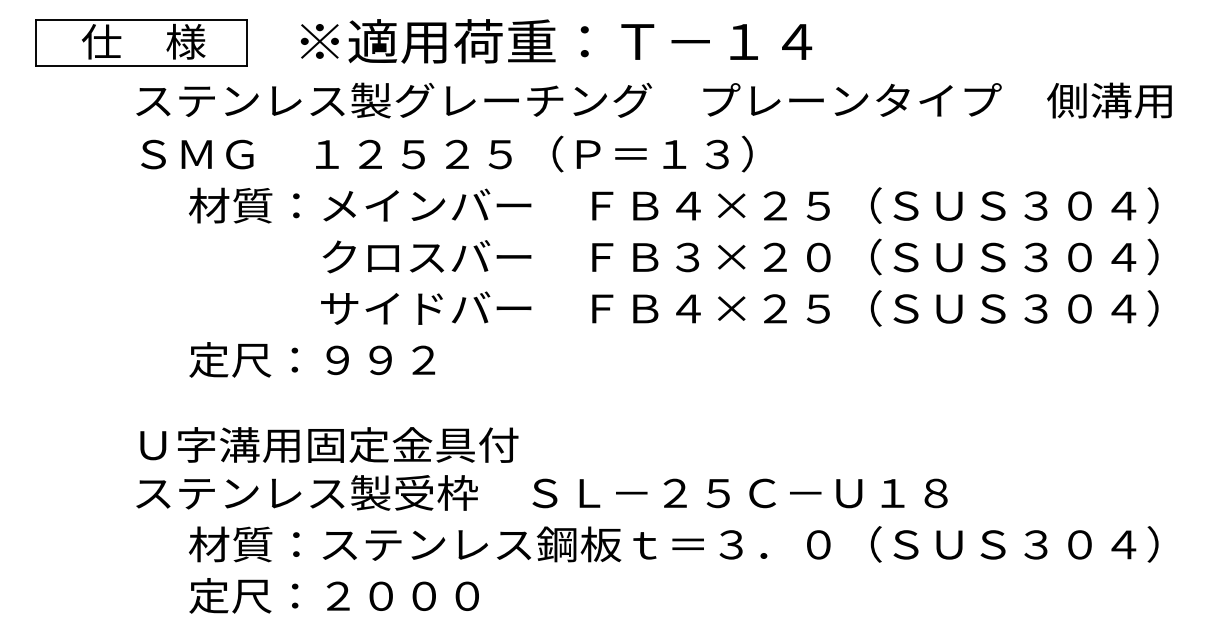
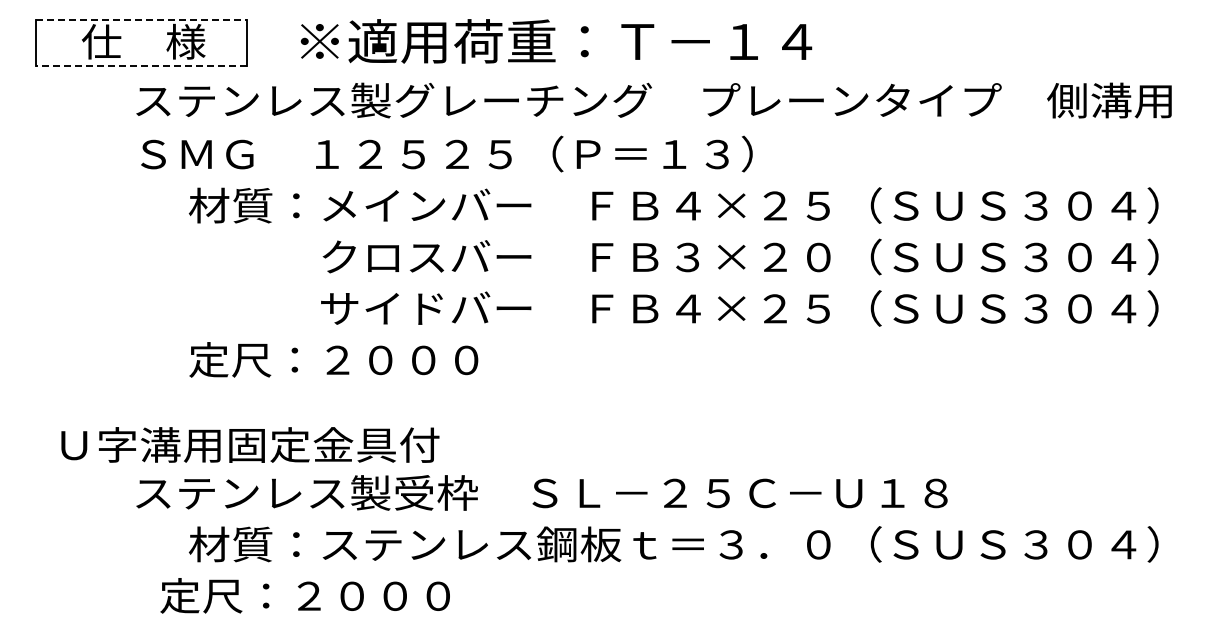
line: solid -> dashed (141, 19)
line: solid -> dashed (140, 66)
text: 定尺：９９２ -> 定尺：２０００ (402, 360)
text position: (329, 444) -> (250, 444) (250, 444)
text position: (333, 595) -> (304, 595) (304, 595)
